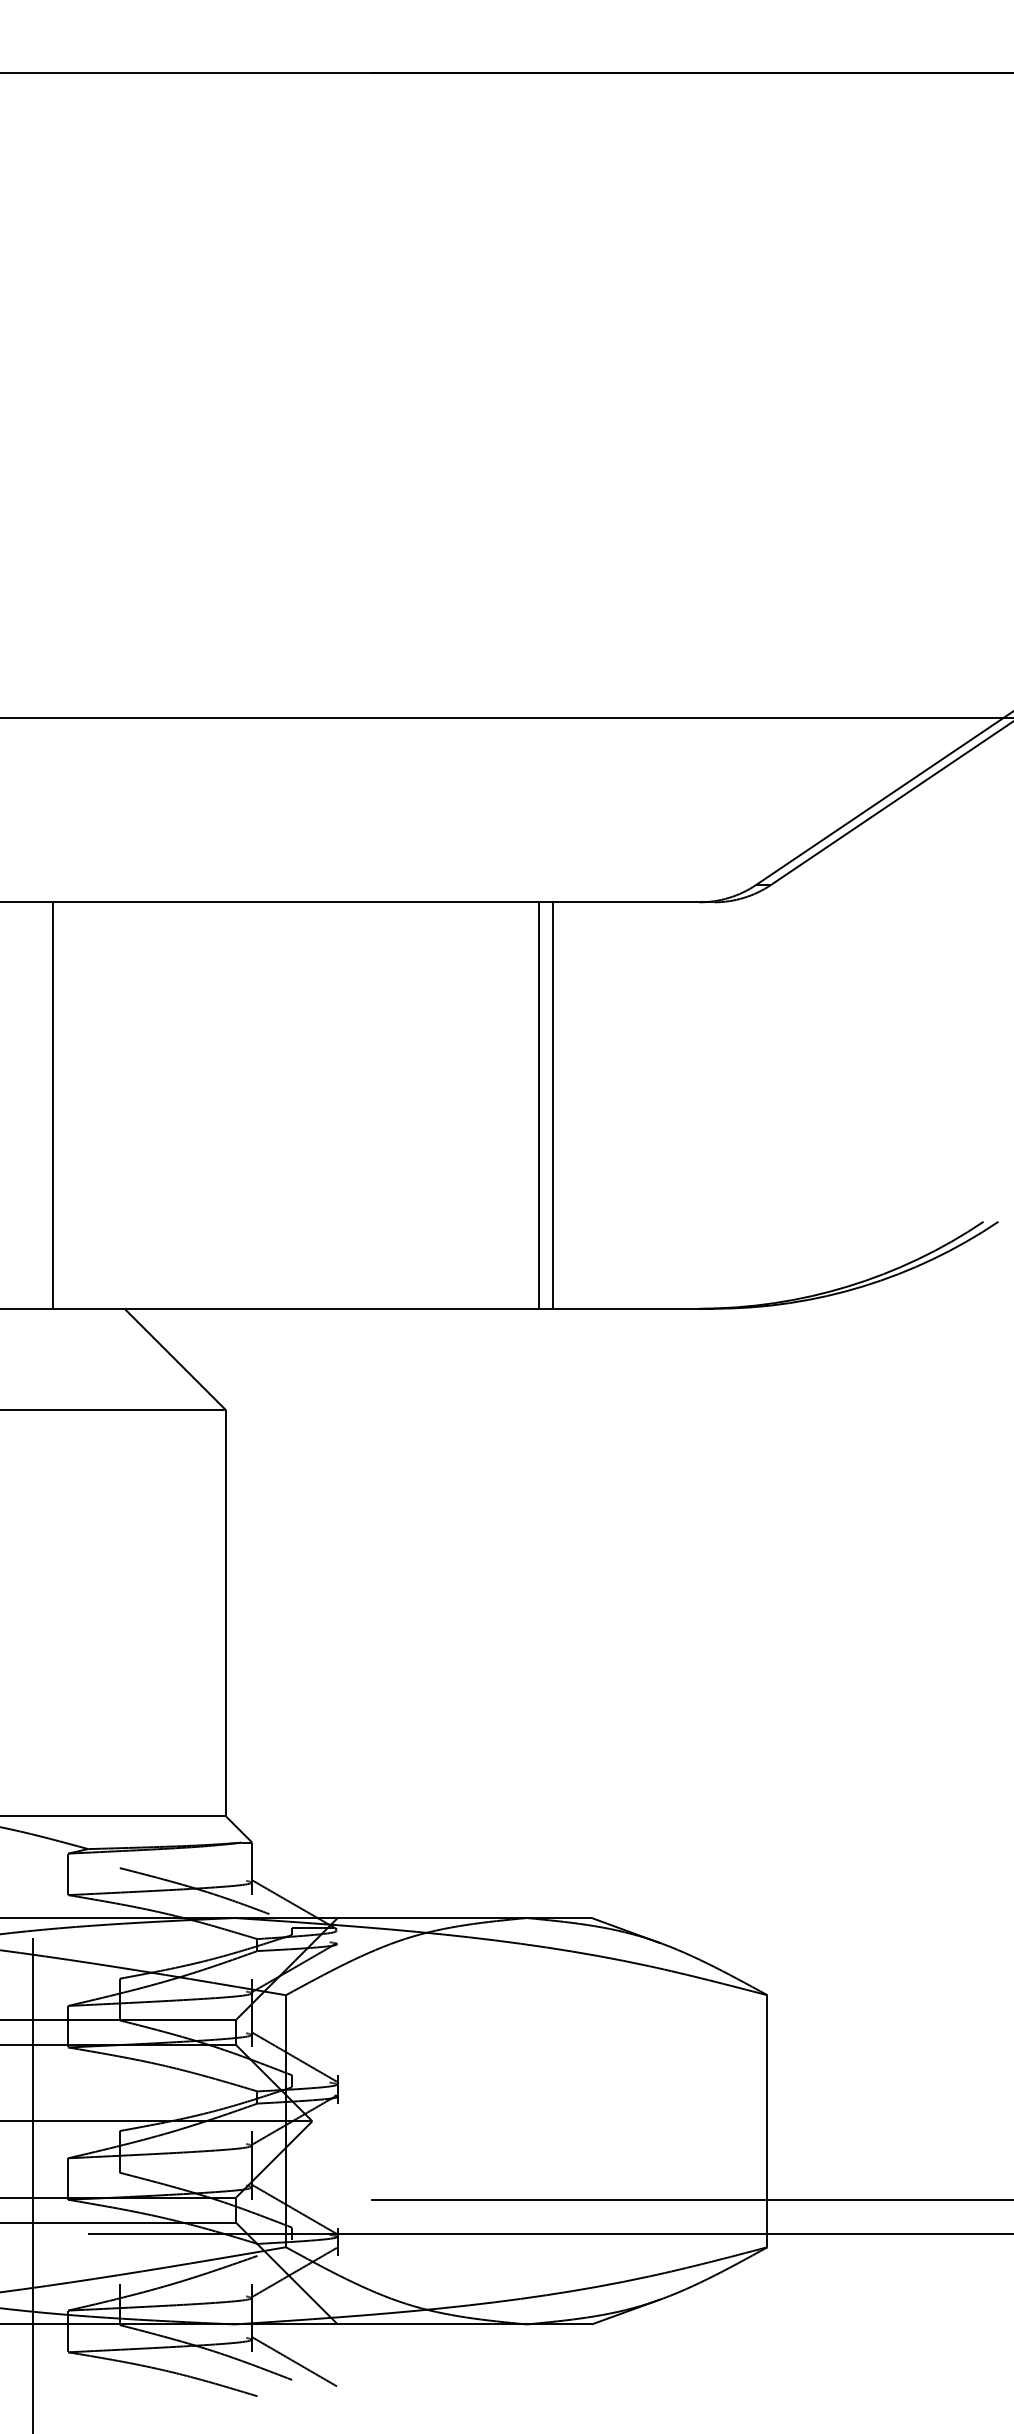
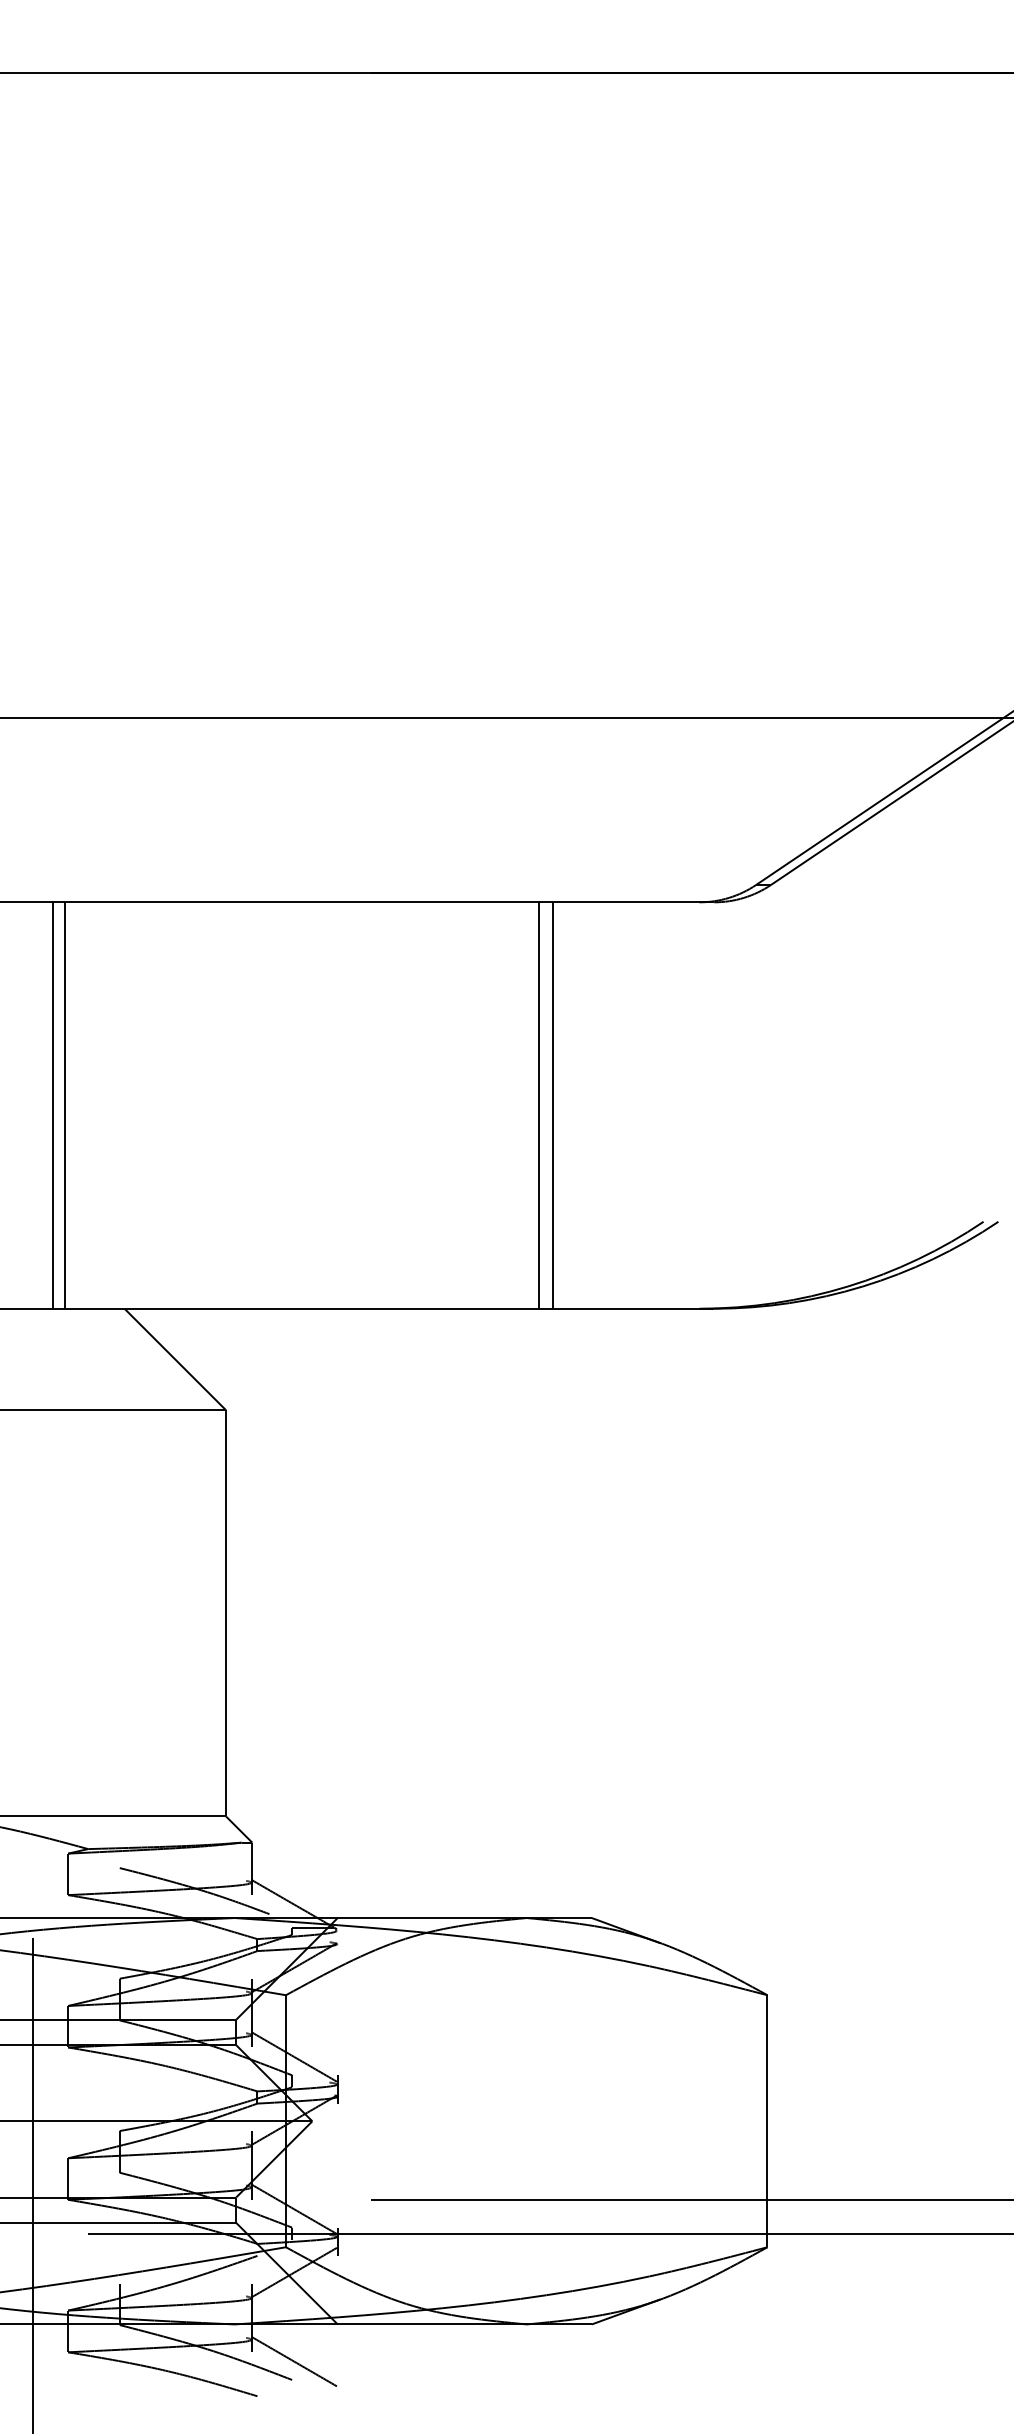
line: none -> present (64, 1105)
